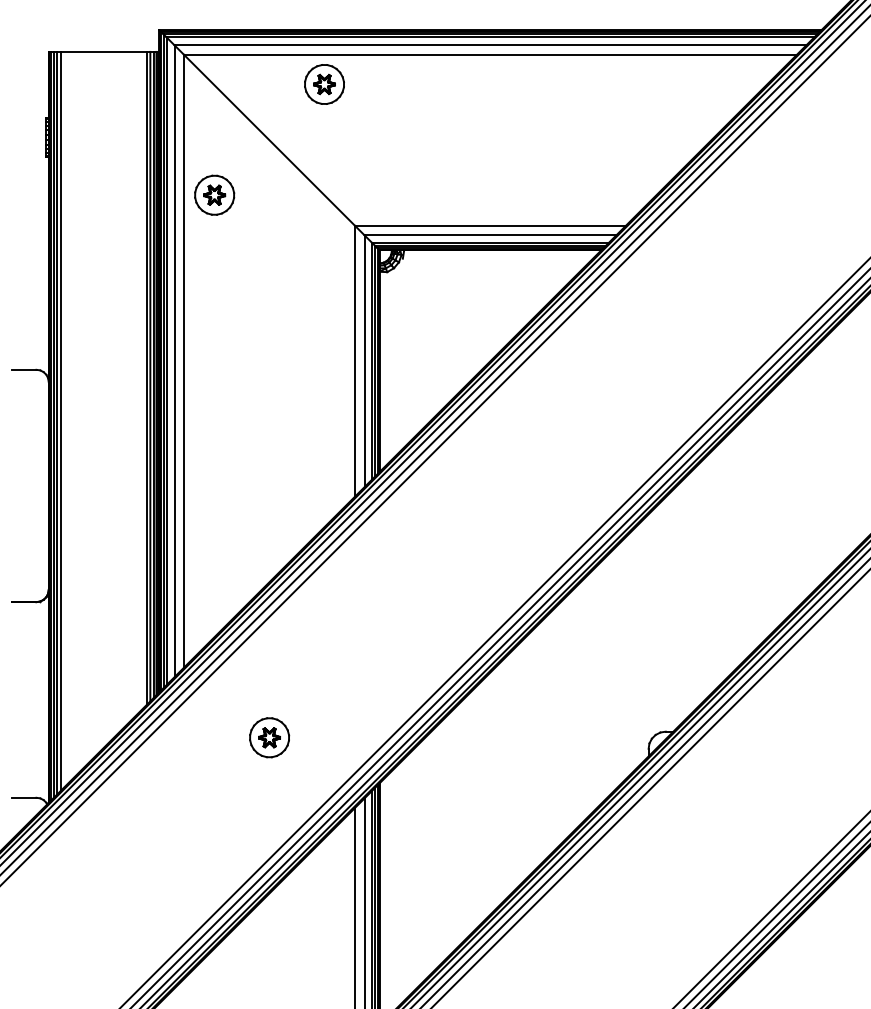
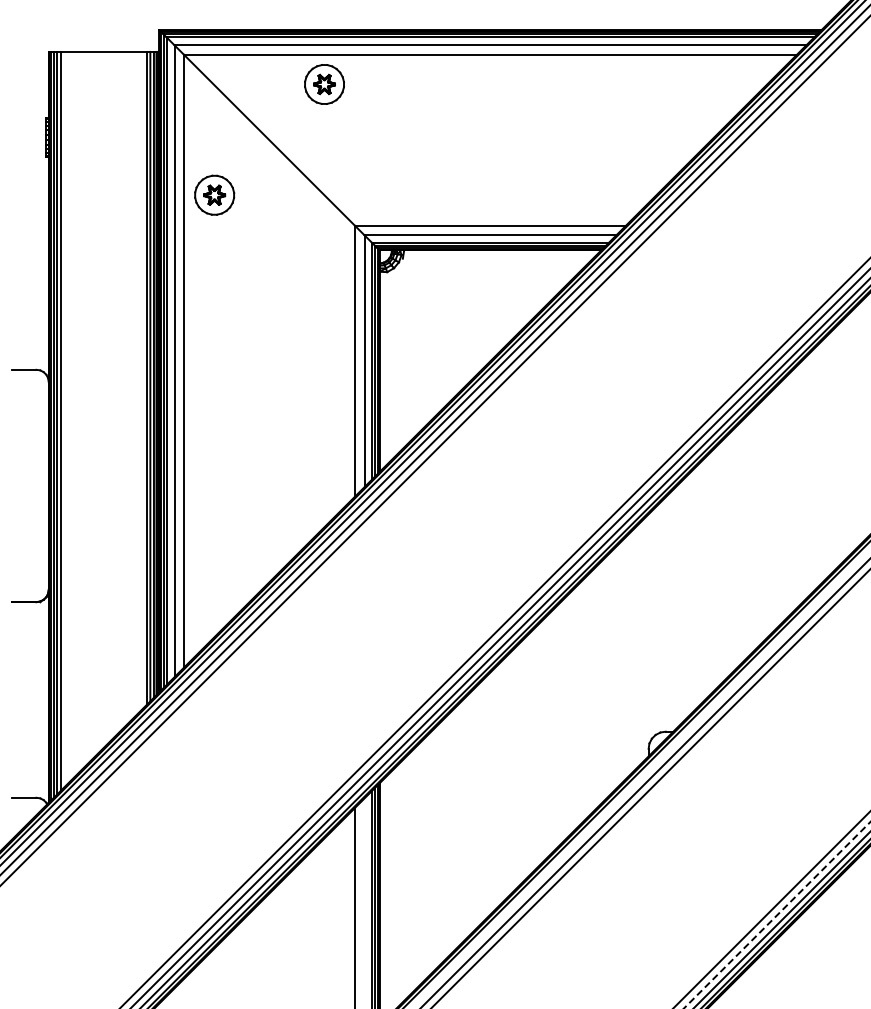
part: present -> none (269, 737)
line: present -> none (640, 778)
line: present -> none (364, 901)
line: solid -> dashed (777, 915)
